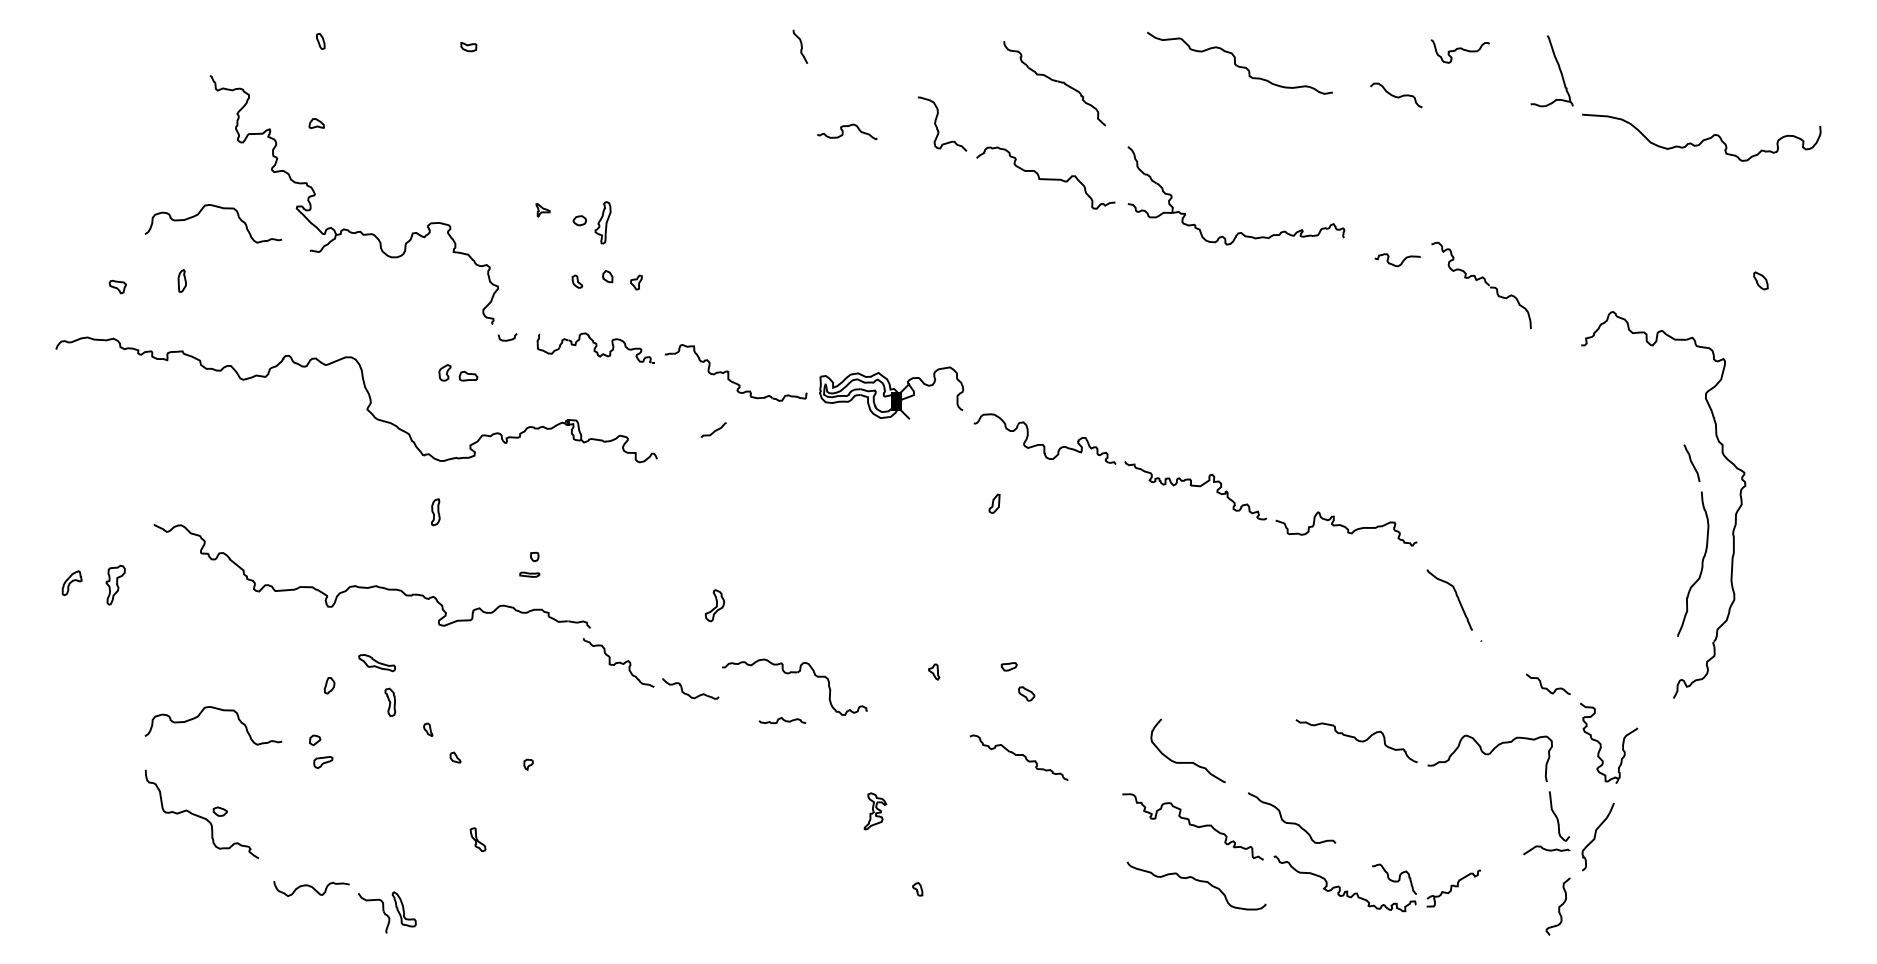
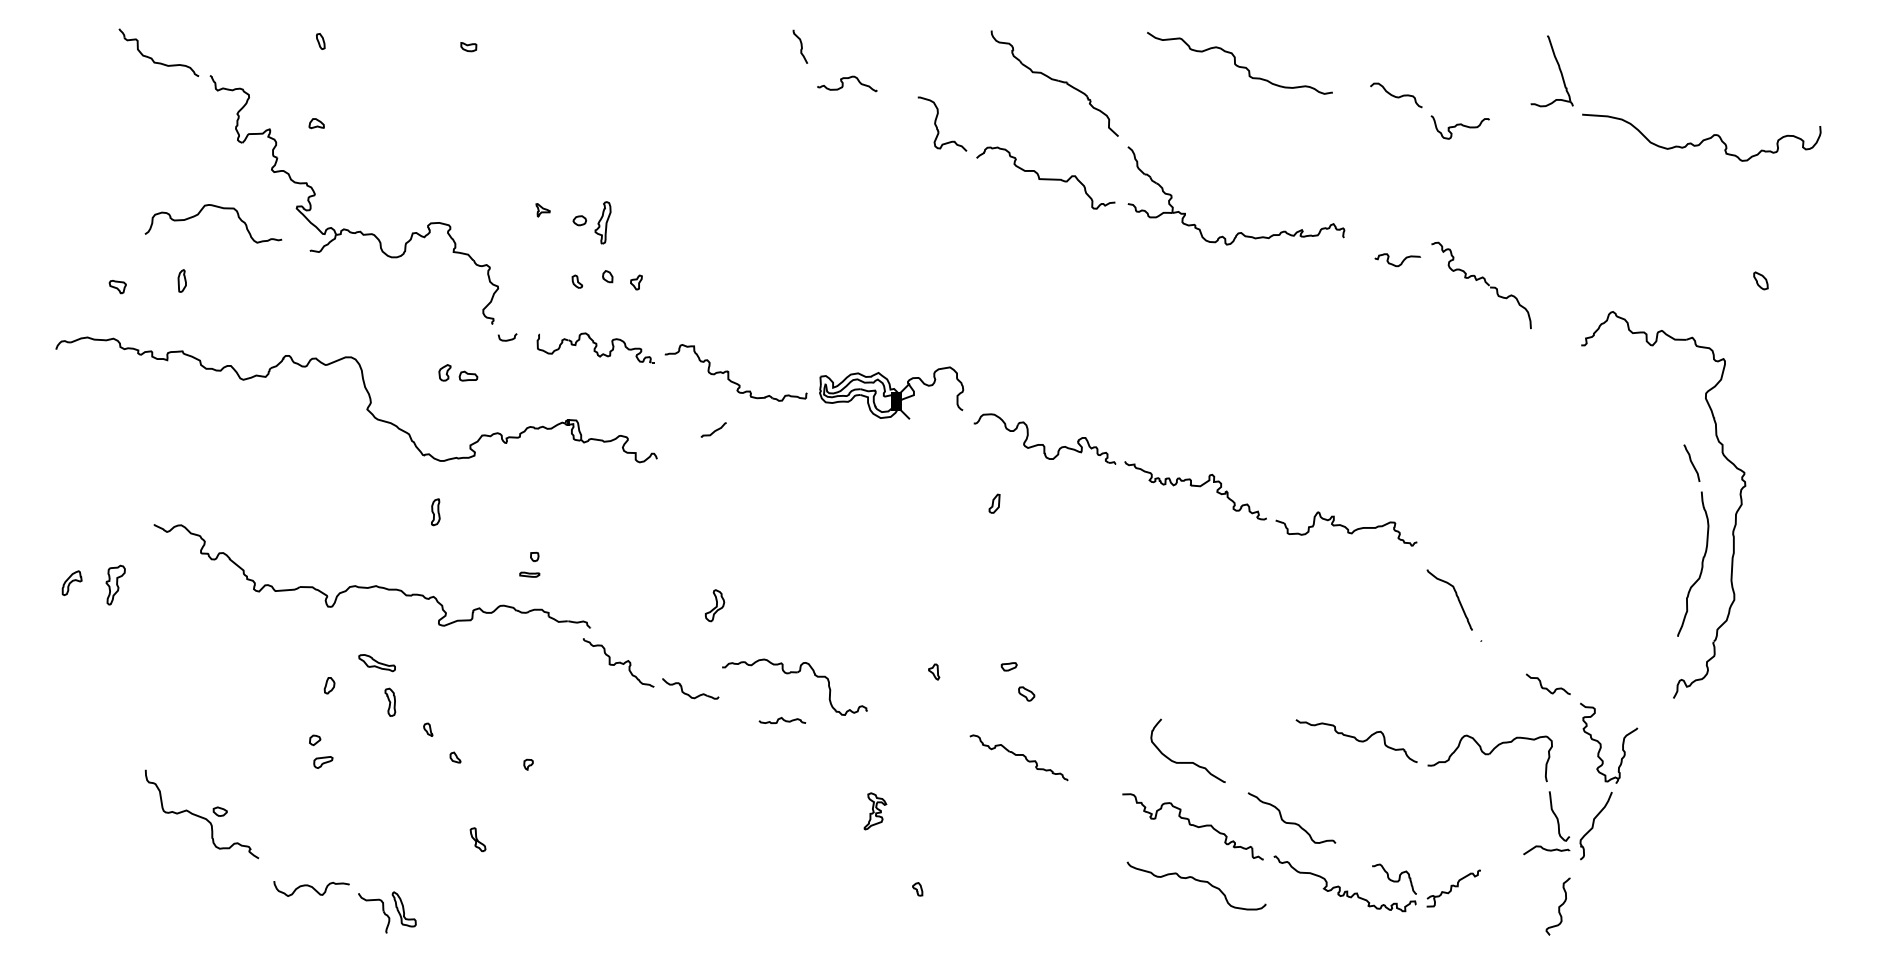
curve position: (1459, 49) -> (1459, 125) (1459, 125)
part: none -> present (152, 58)
part size: 104x86 px -> 129x107 px (1054, 83)
curve position: (843, 131) -> (843, 83) (843, 83)
curve: present -> none (215, 709)
part position: (1597, 836) -> (1595, 825) (1595, 825)
